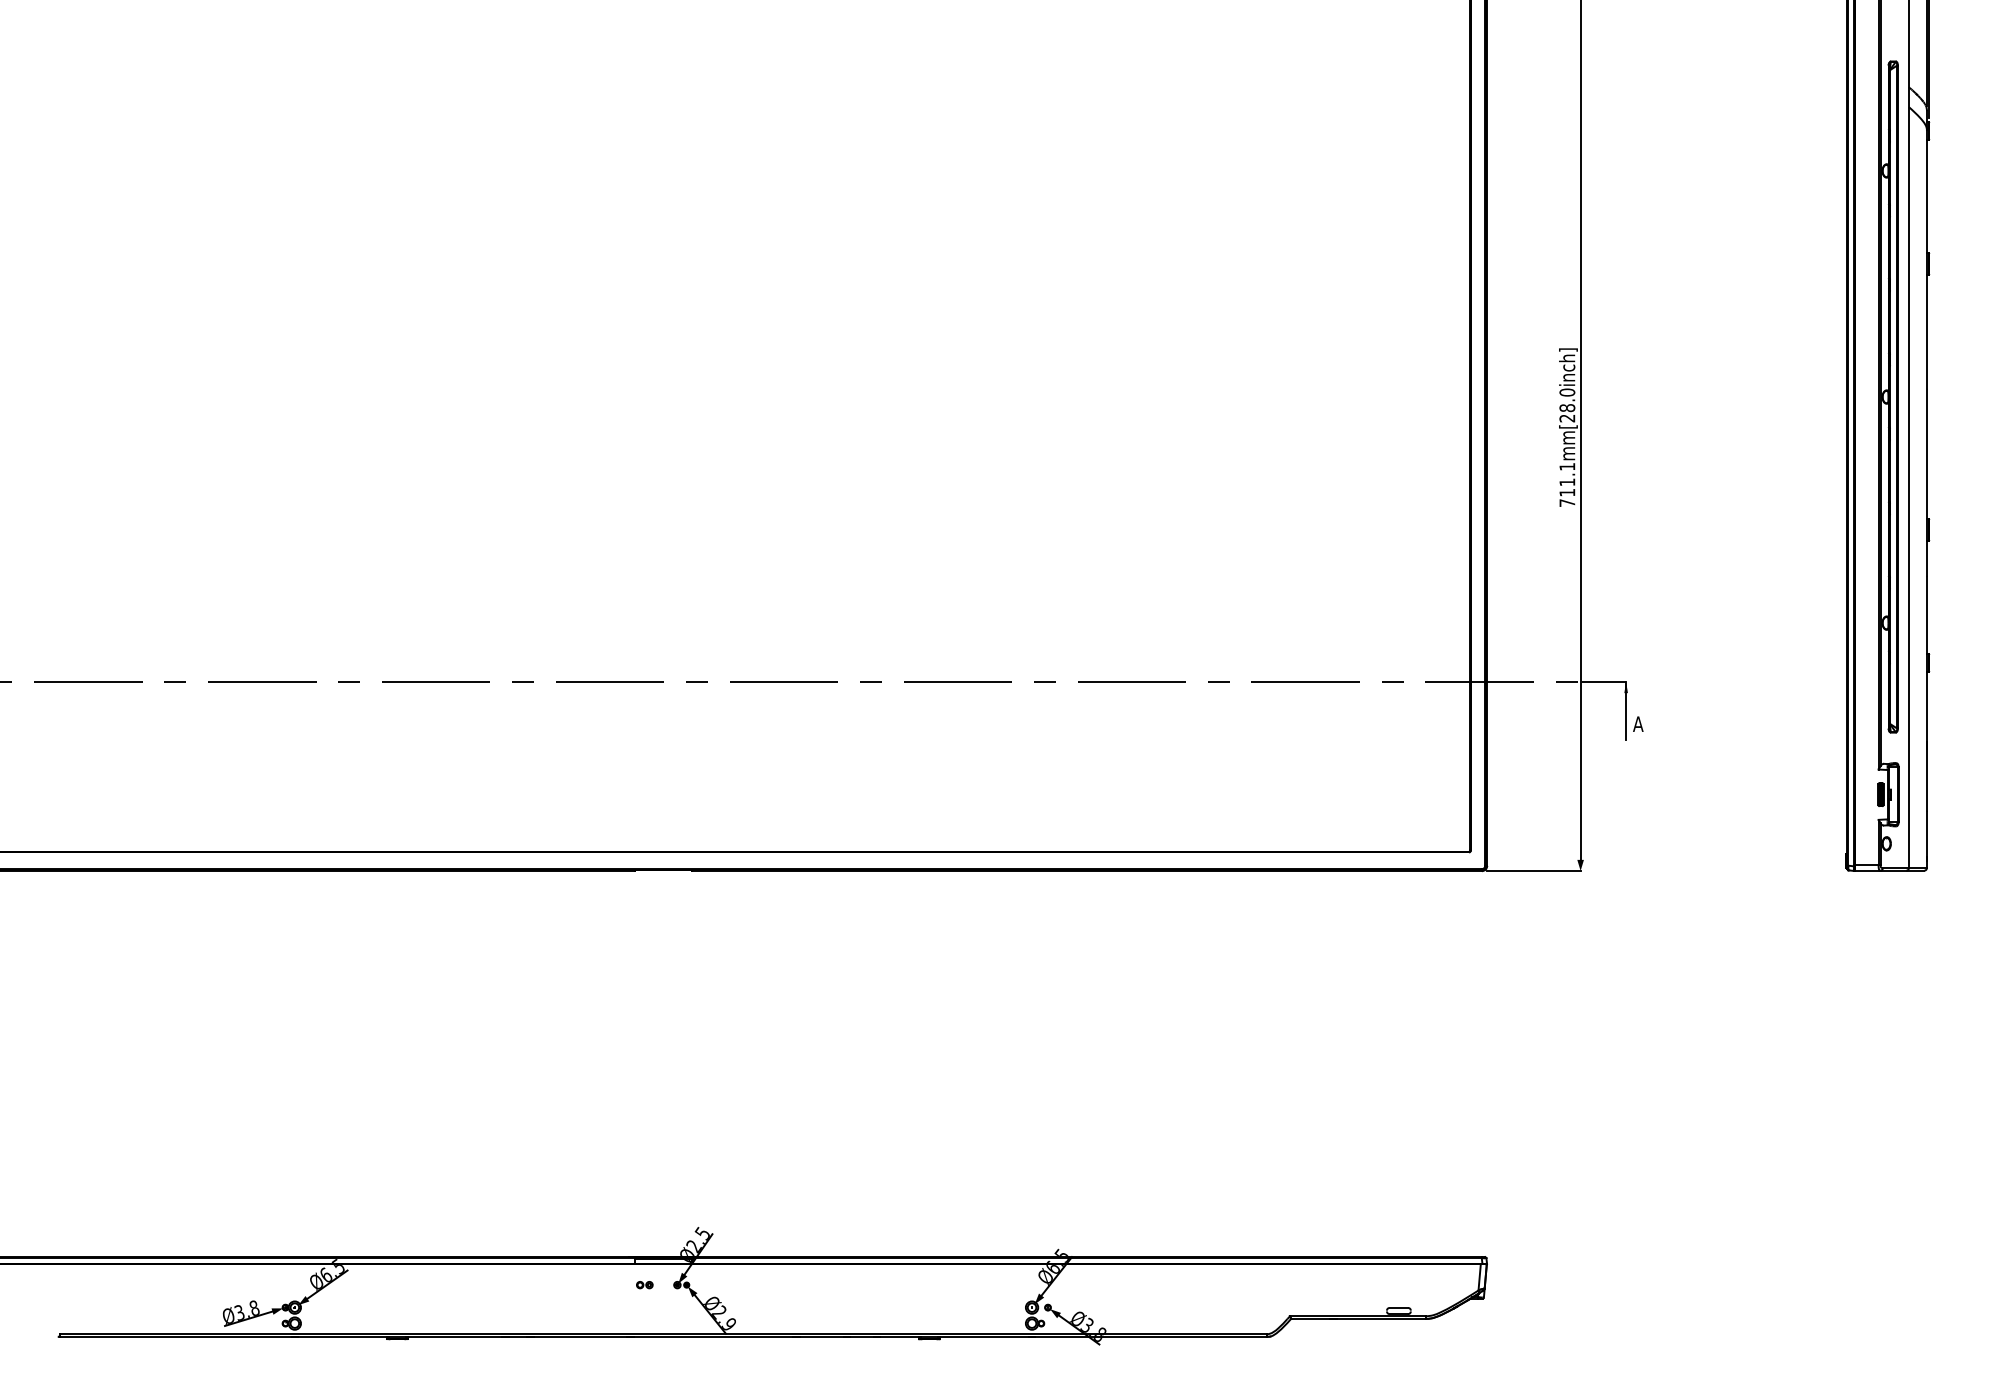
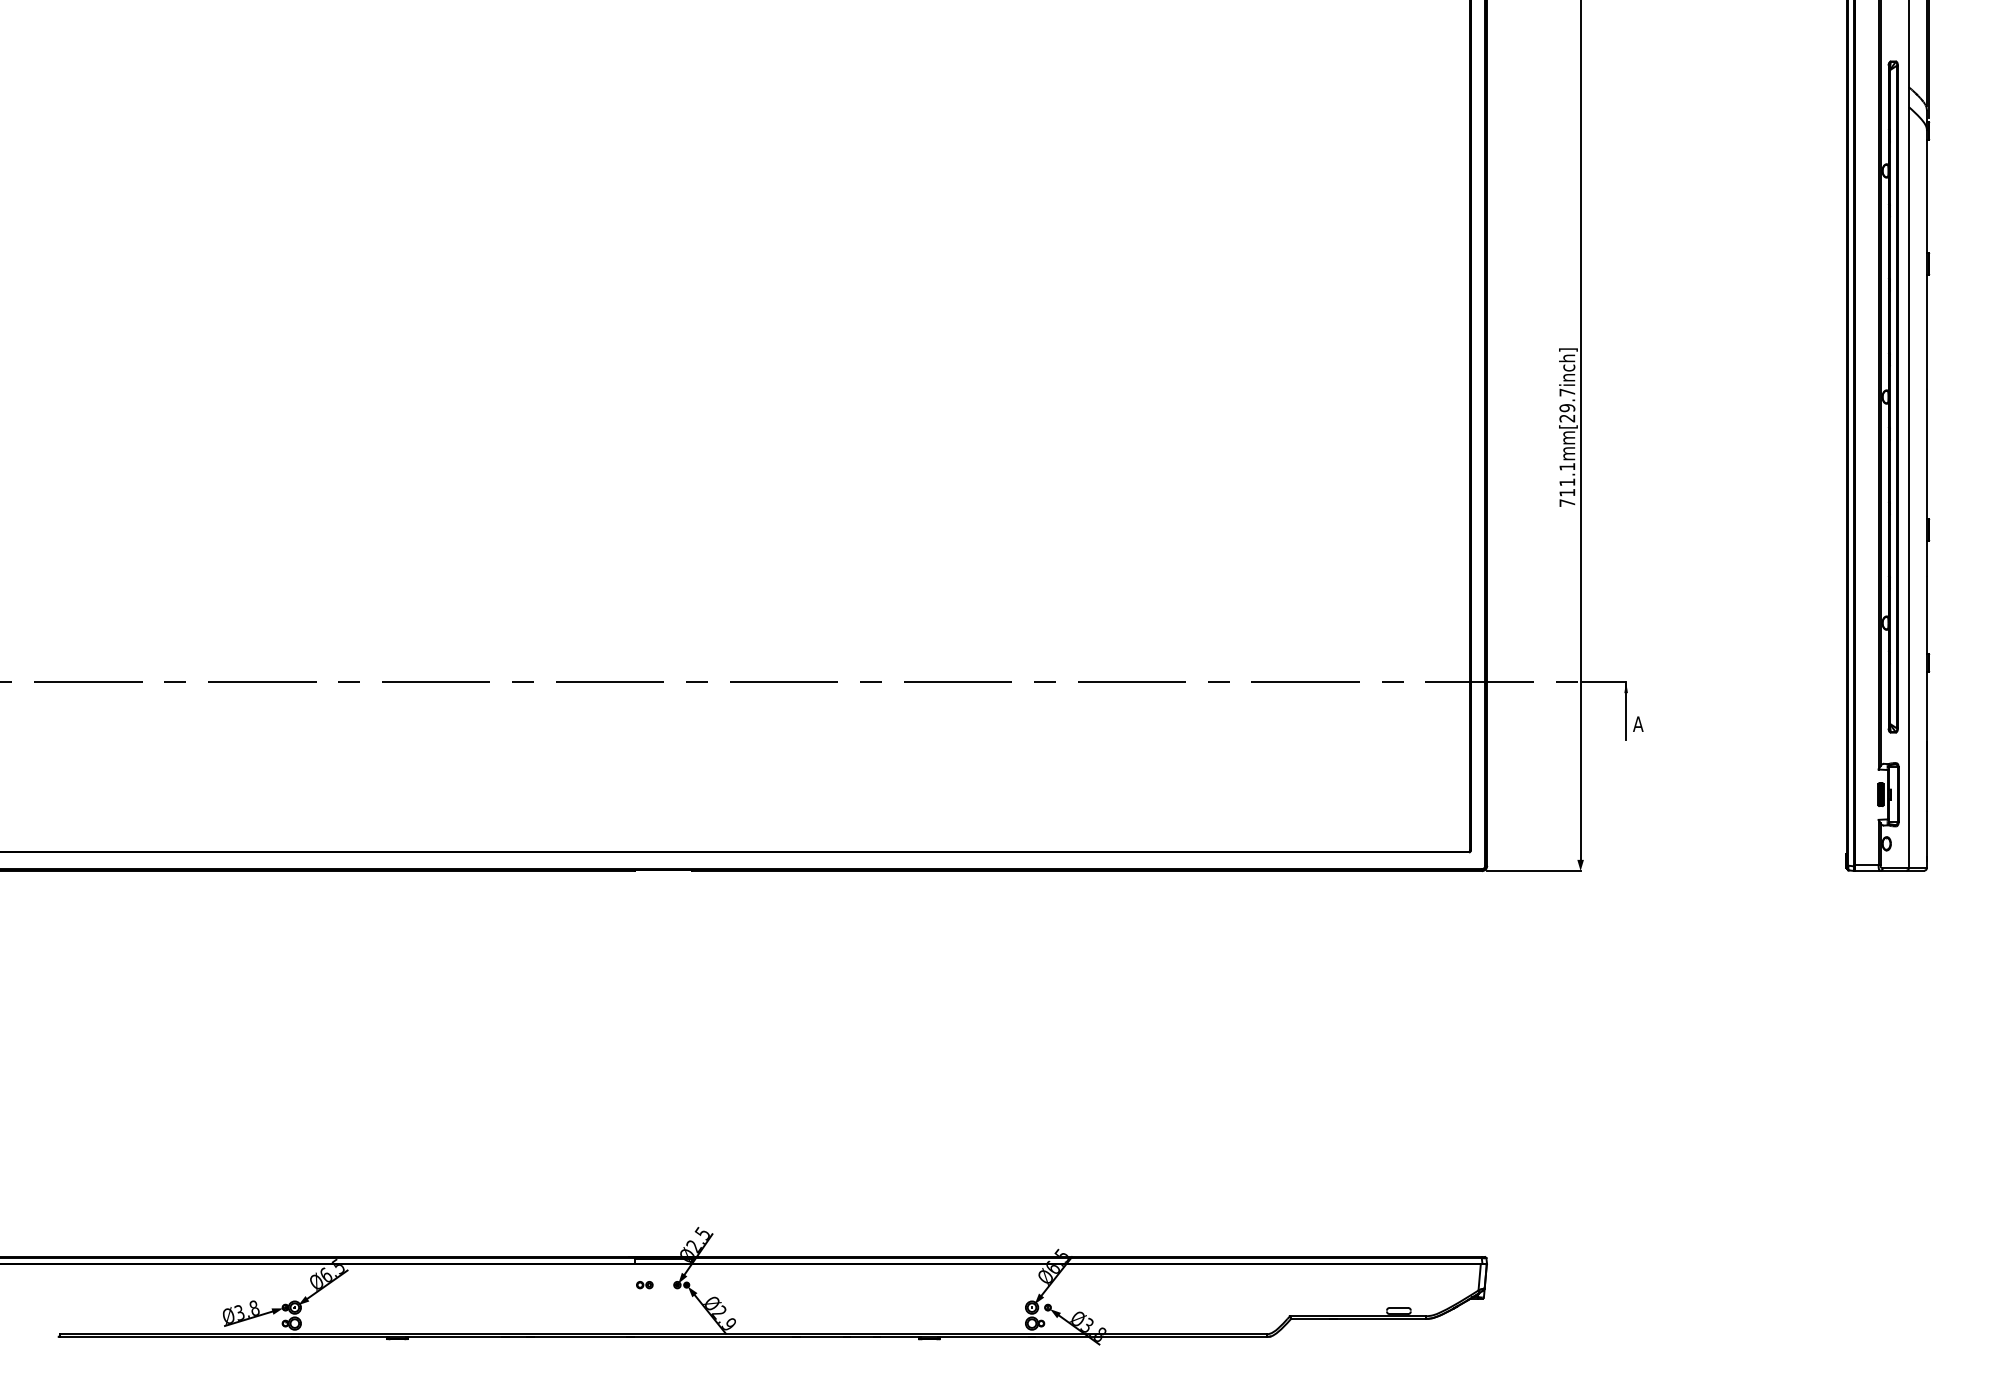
text: 711.1mm[28.0inch] -> 711.1mm[29.7inch] (1567, 400)
